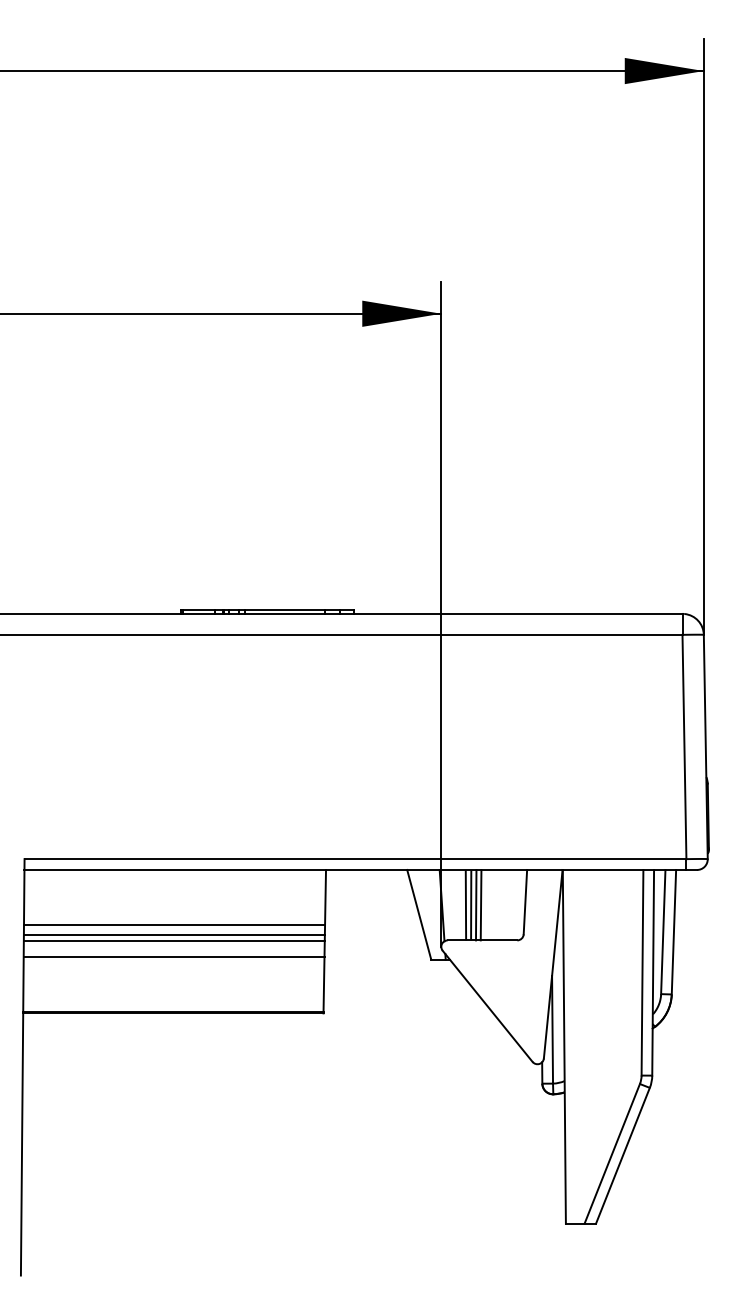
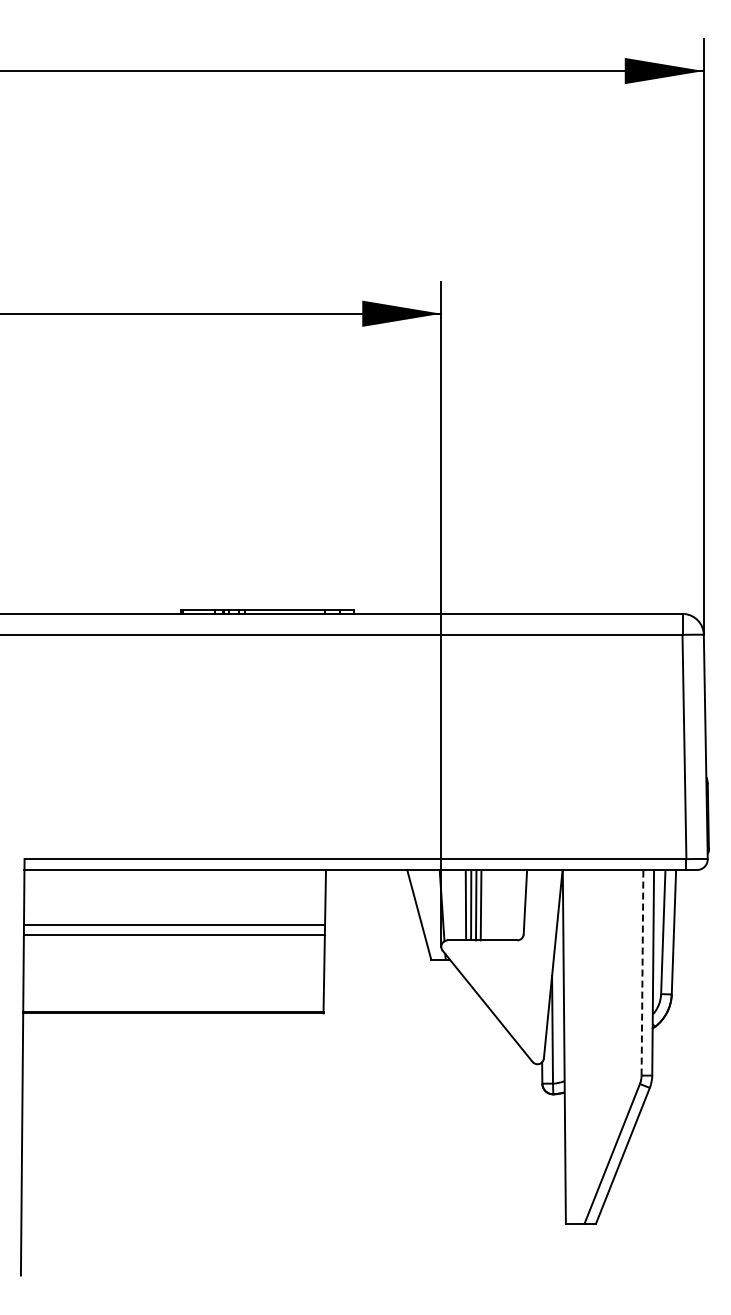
line: present -> none (173, 941)
line: present -> none (173, 956)
line: solid -> dashed (642, 972)
